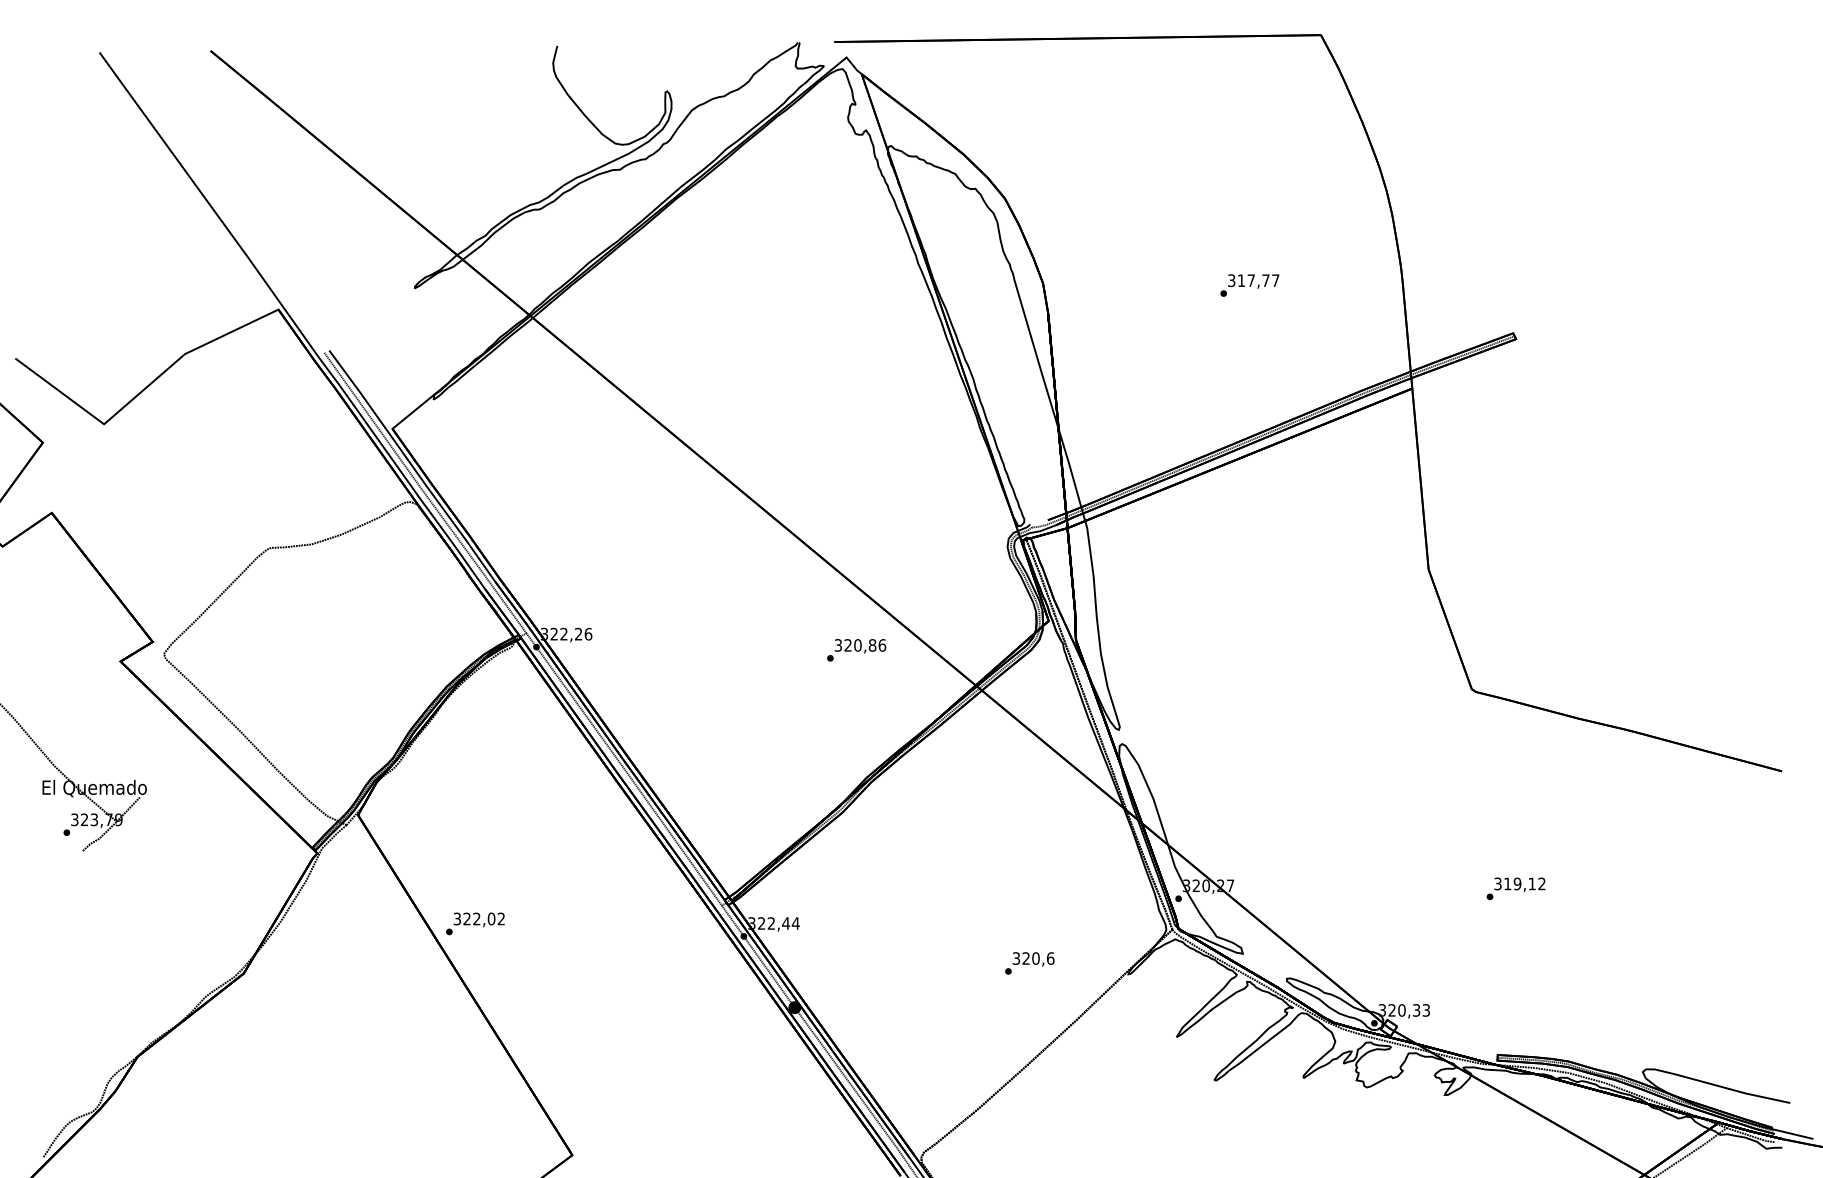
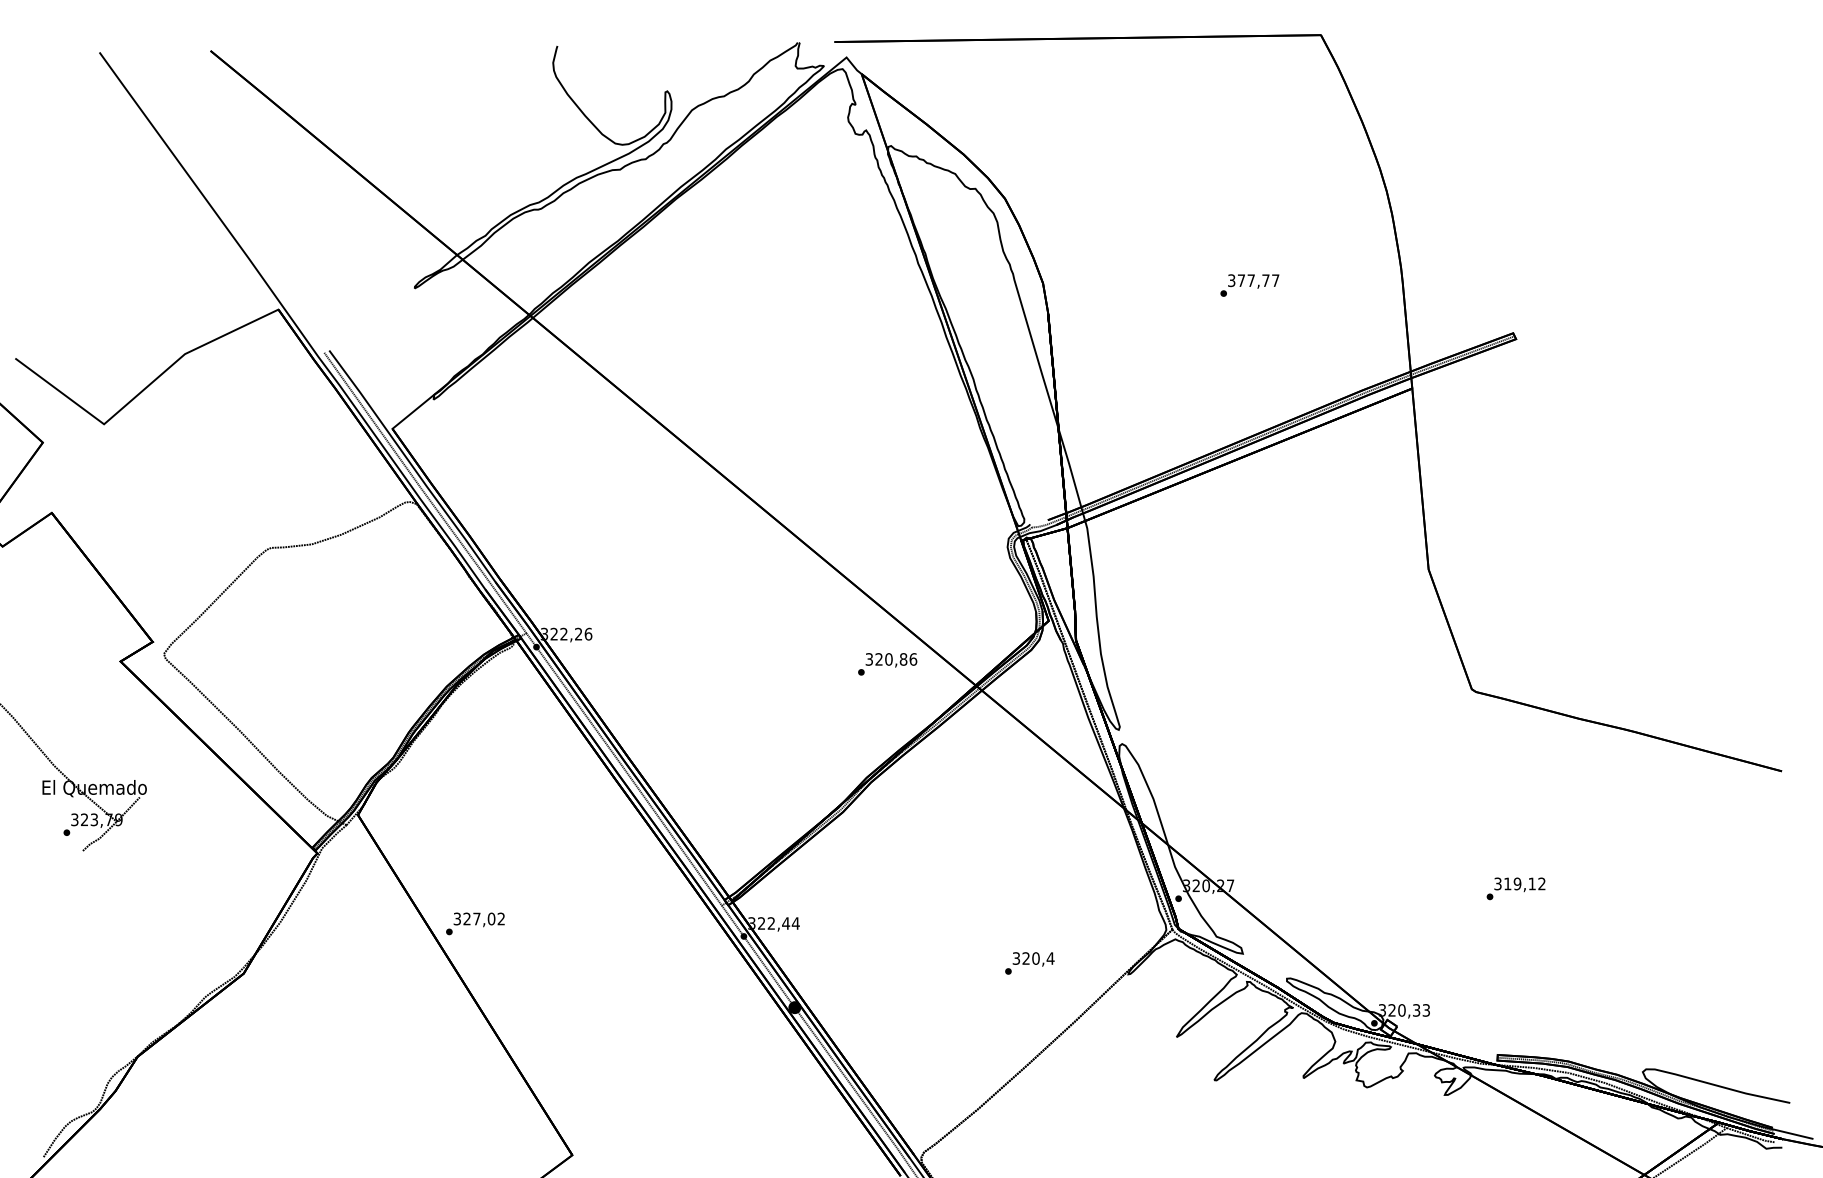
text: 317,77 -> 377,77 (1241, 280)
text position: (856, 650) -> (887, 664) (887, 664)
text: 322,02 -> 327,02 (476, 918)
text: 320,6 -> 320,4 (1050, 958)
